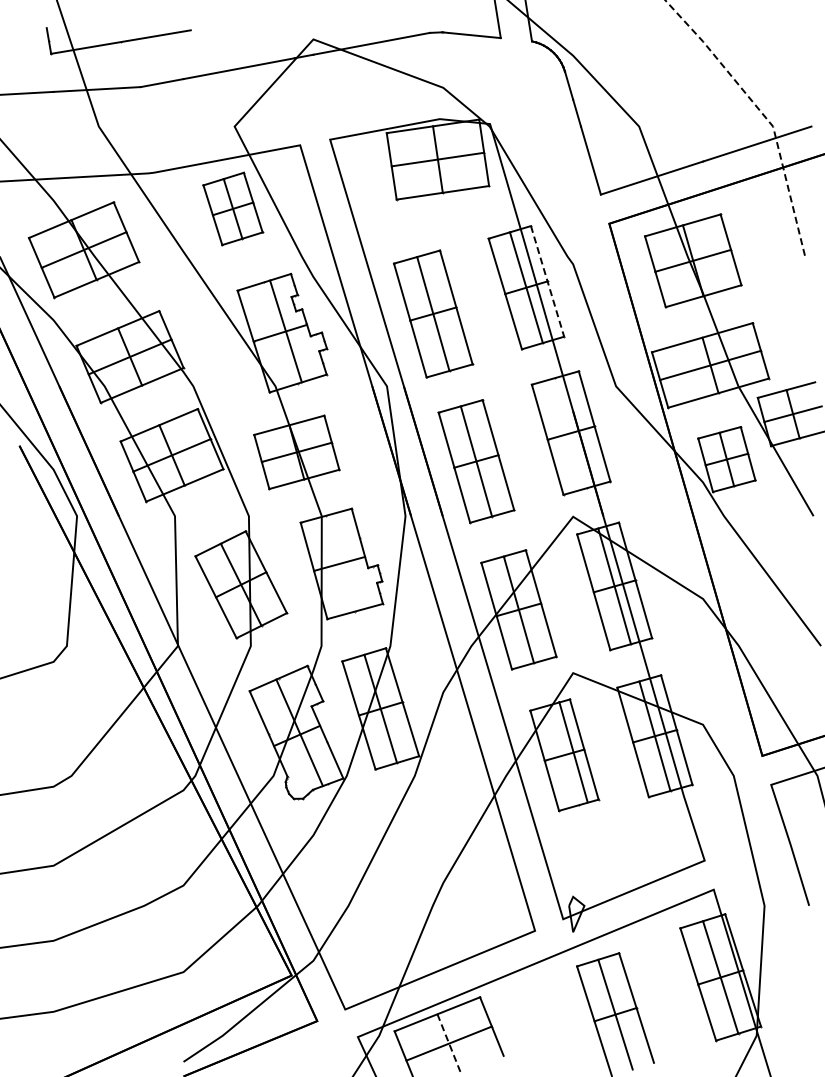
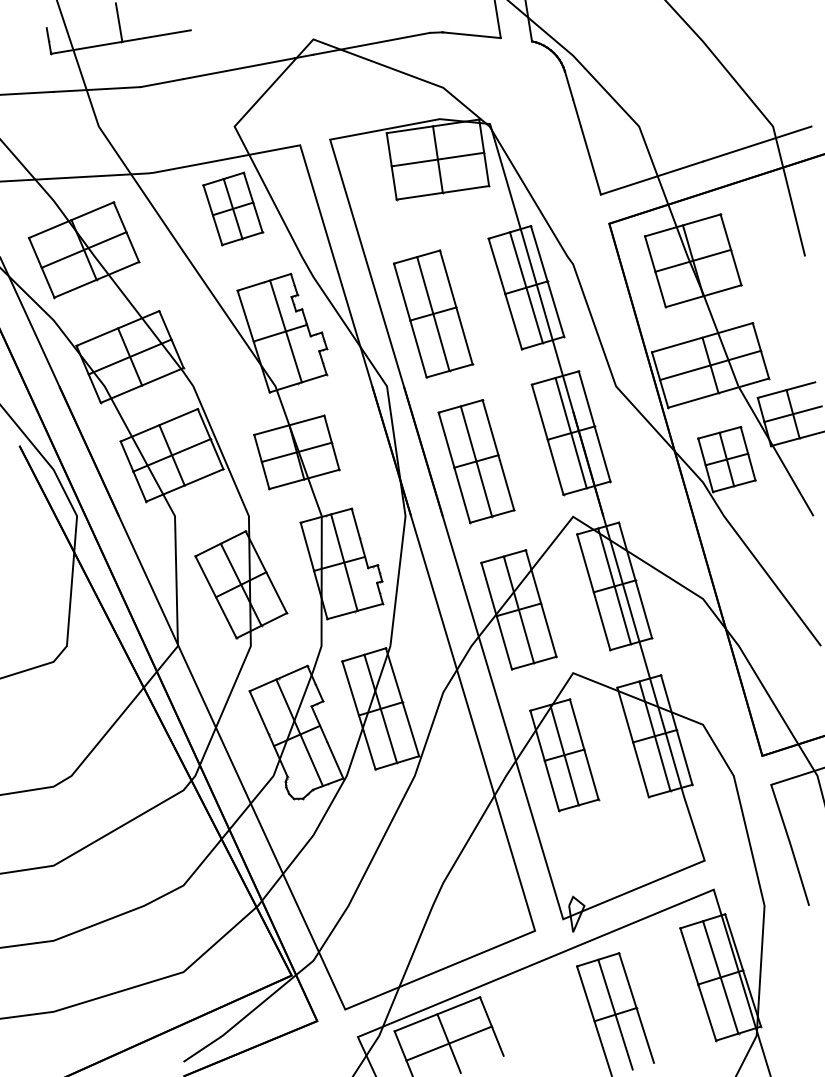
line: none -> present (118, 22)
line: dashed -> solid (763, 114)
line: dashed -> solid (547, 281)
line: none -> present (570, 432)
line: none -> present (344, 562)
line position: (573, 752) -> (564, 755) (564, 755)
line: dashed -> solid (449, 1043)
